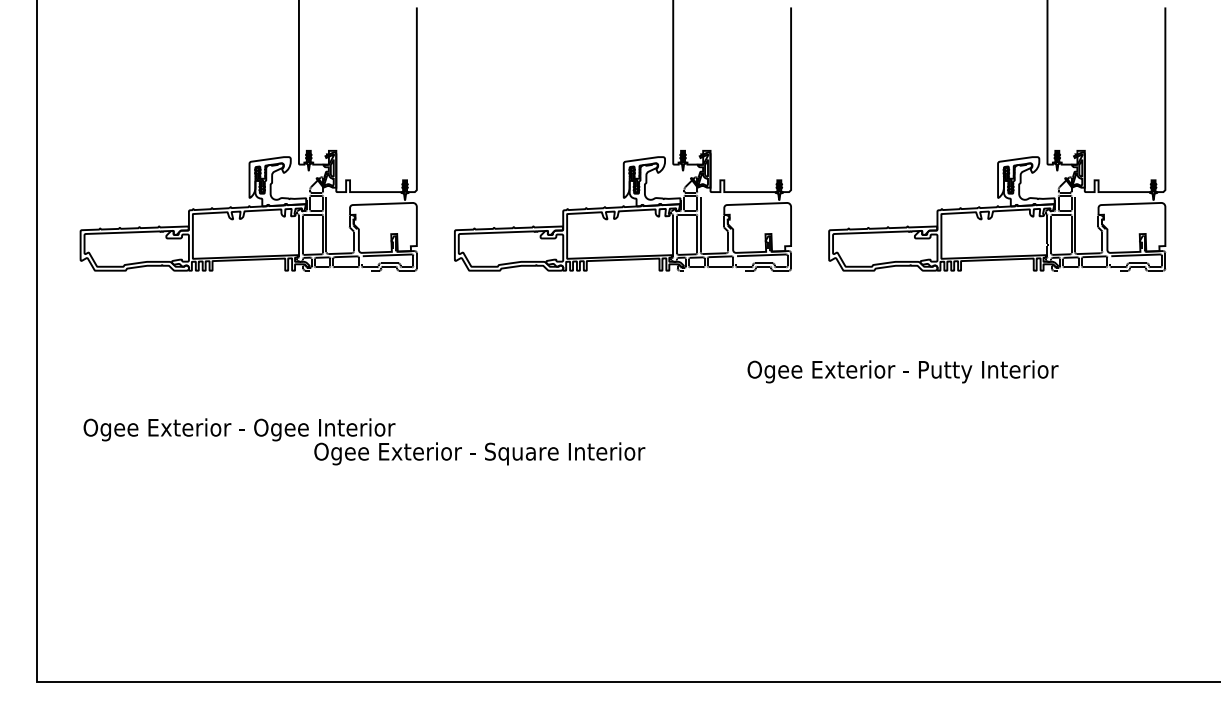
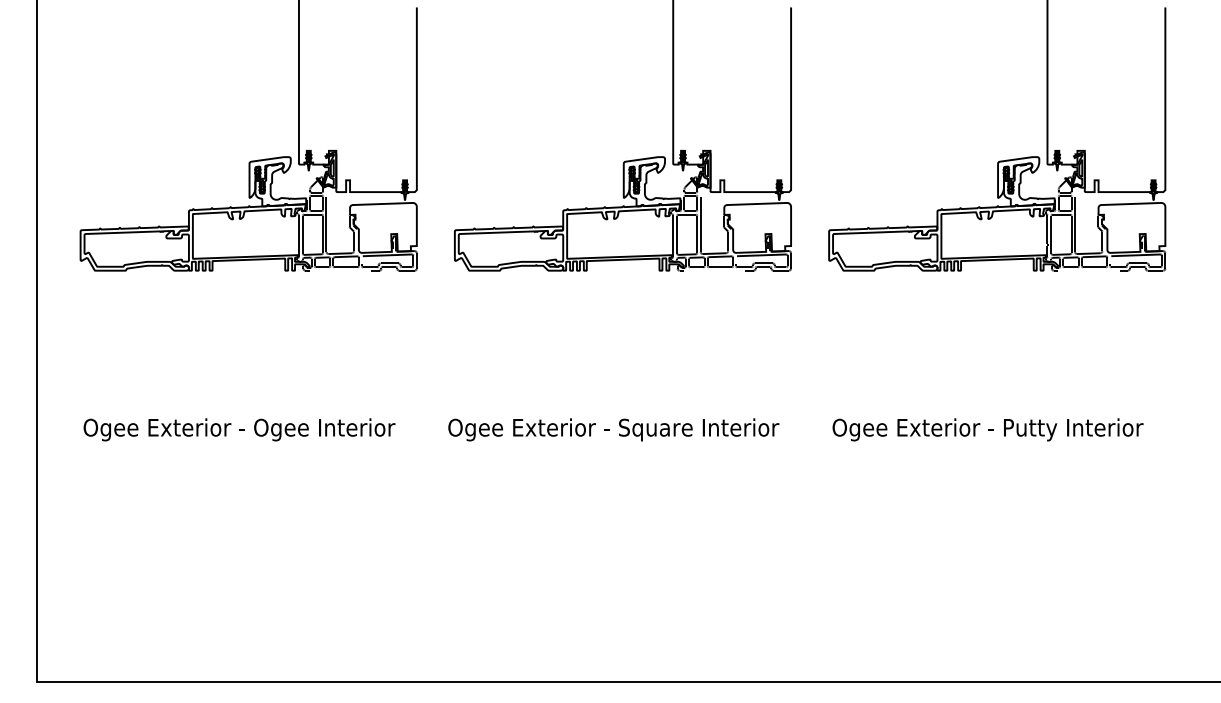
text position: (902, 371) -> (987, 429) (987, 429)
text position: (479, 453) -> (613, 429) (613, 429)
